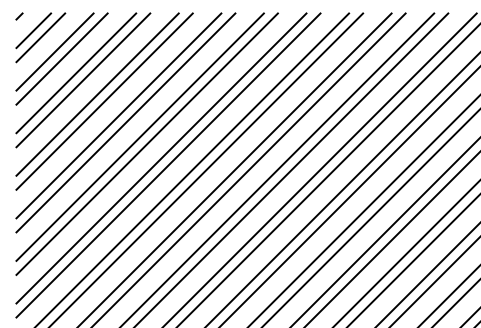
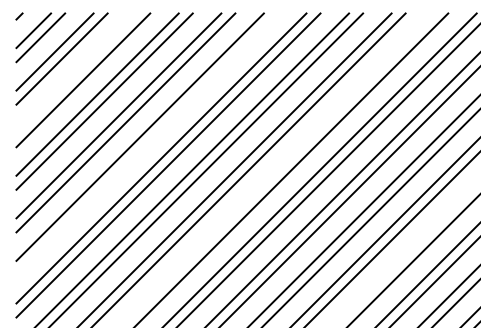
line: present -> none (76, 73)
line: present -> none (146, 143)
line: present -> none (278, 168)
line: present -> none (406, 253)
